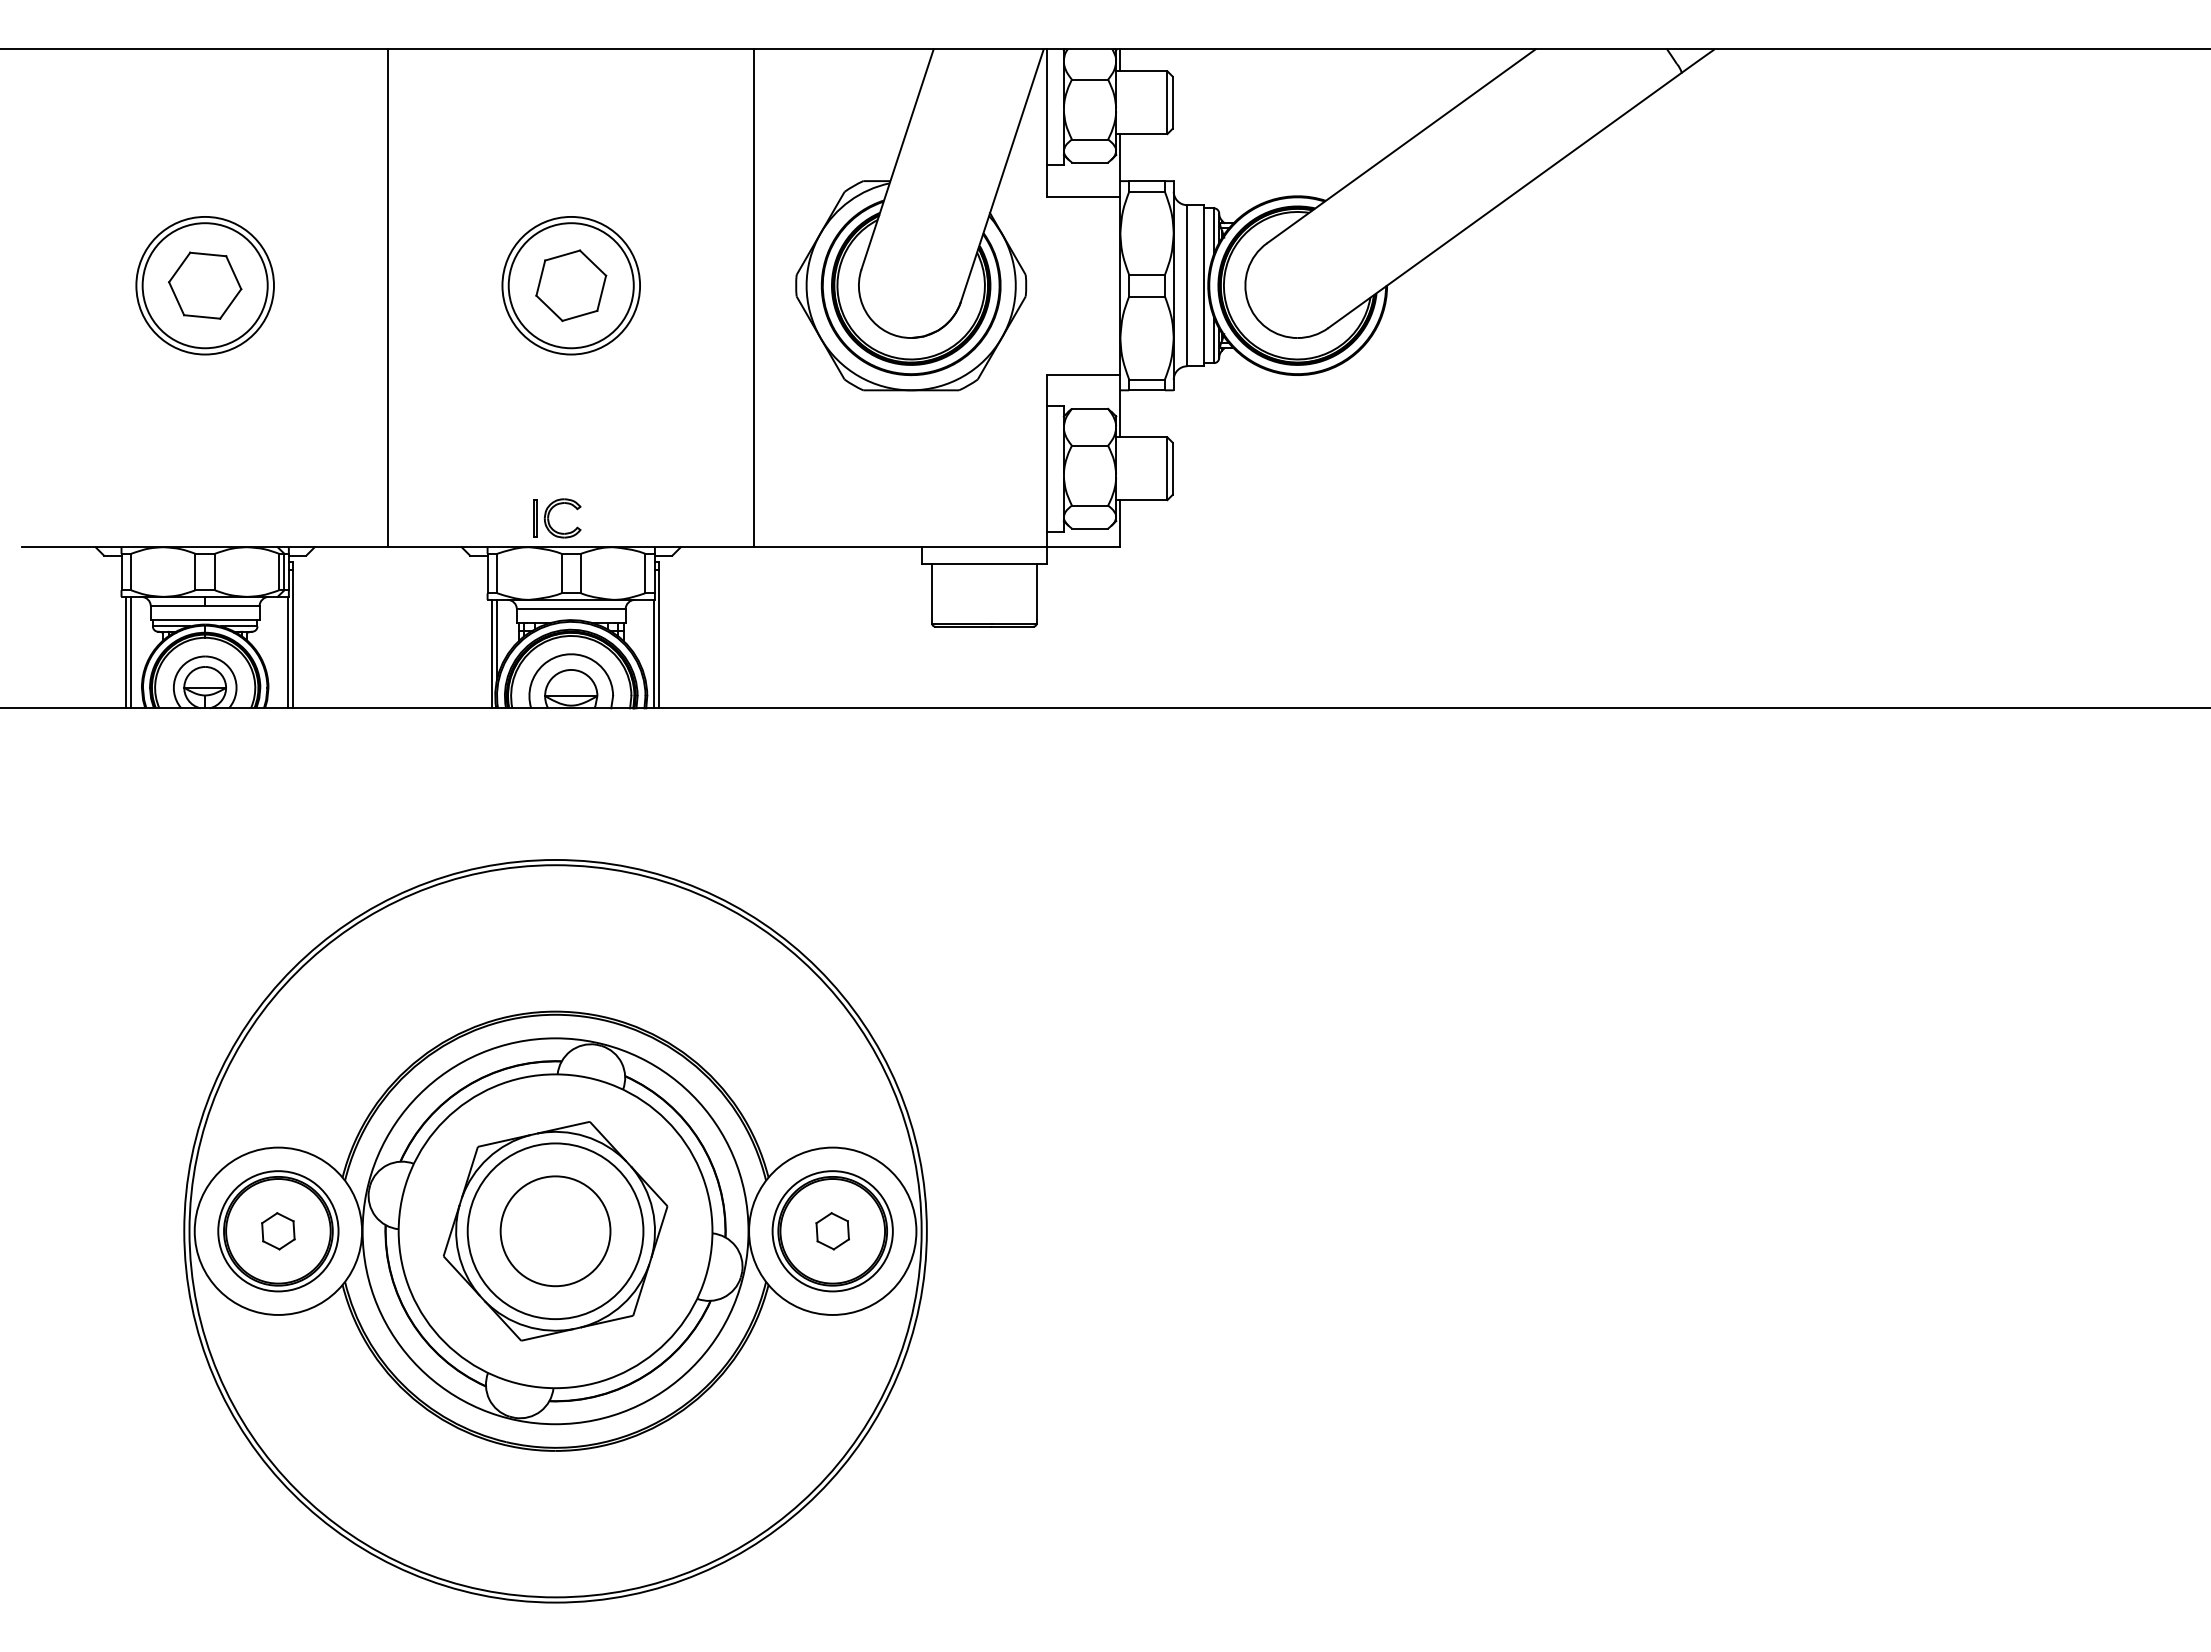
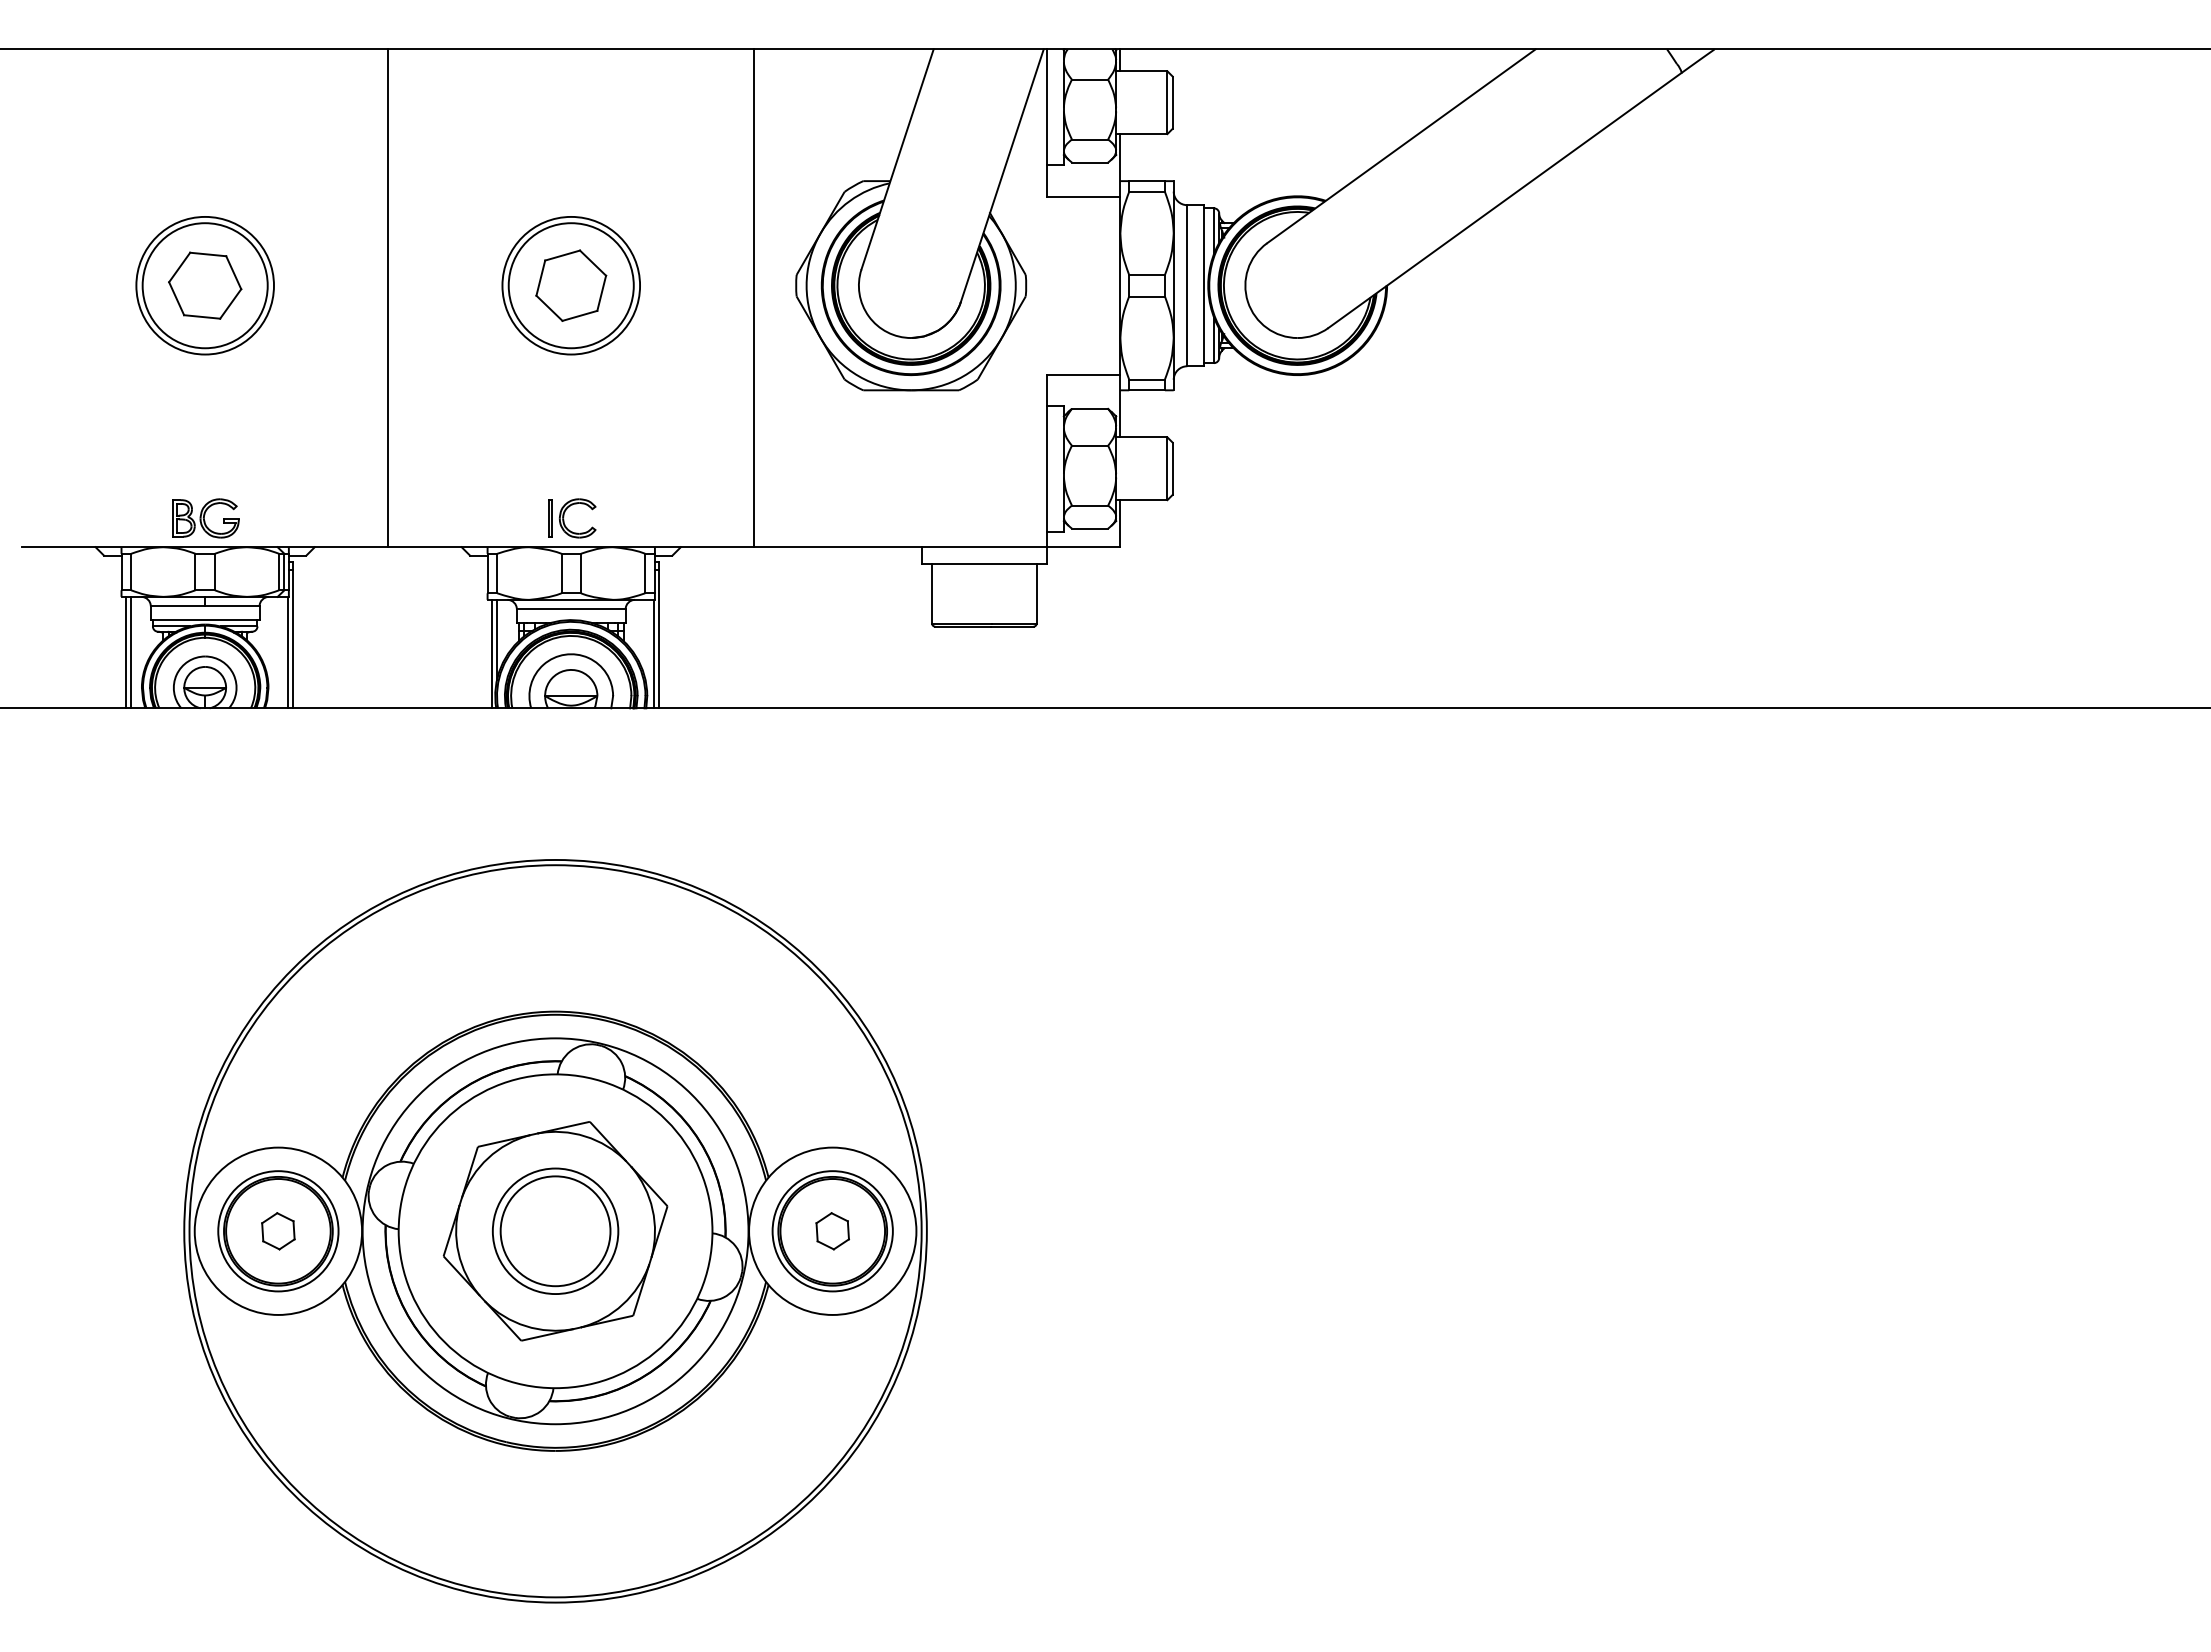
part: none -> present (205, 518)
part position: (549, 519) -> (564, 519) (564, 519)
circle diameter: 176 px -> 126 px (555, 1231)
